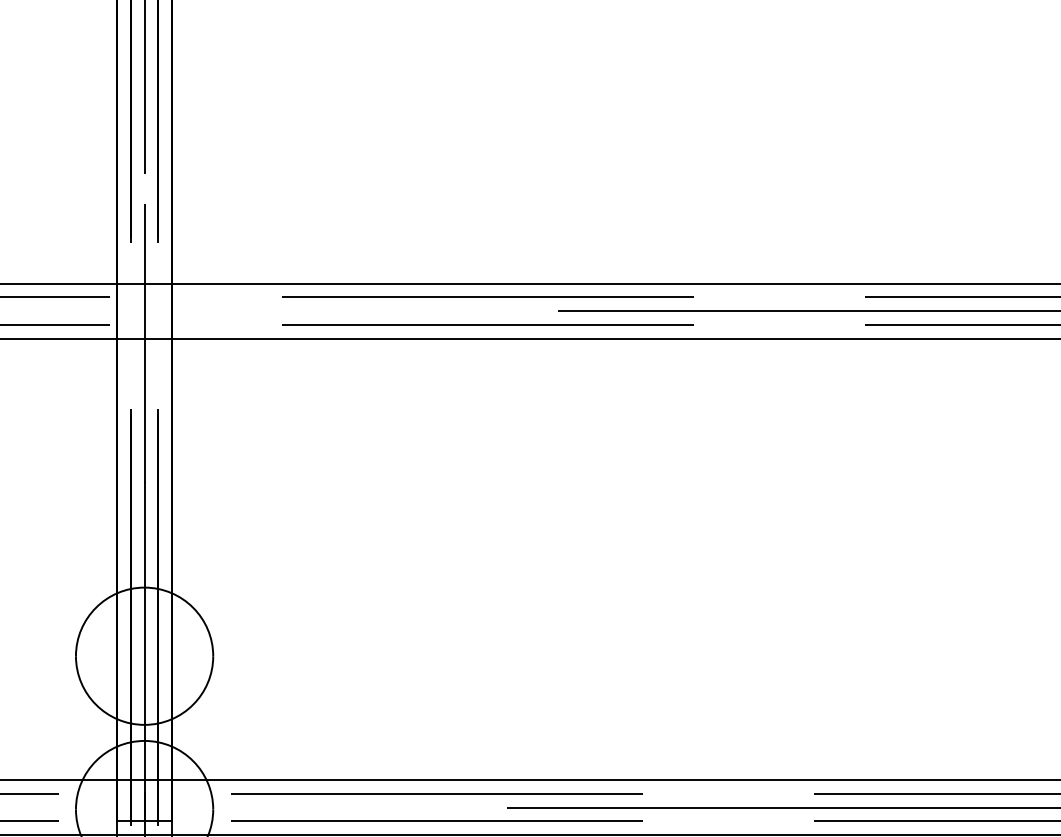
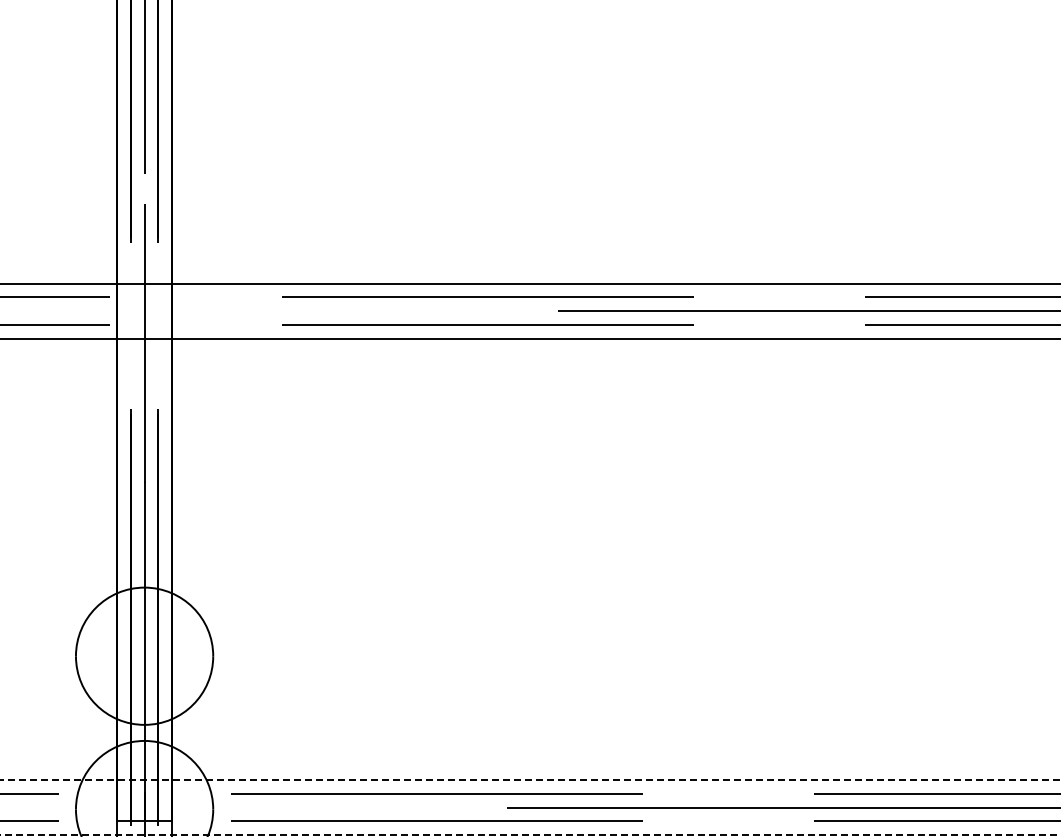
line: solid -> dashed (530, 780)
line: solid -> dashed (530, 835)
